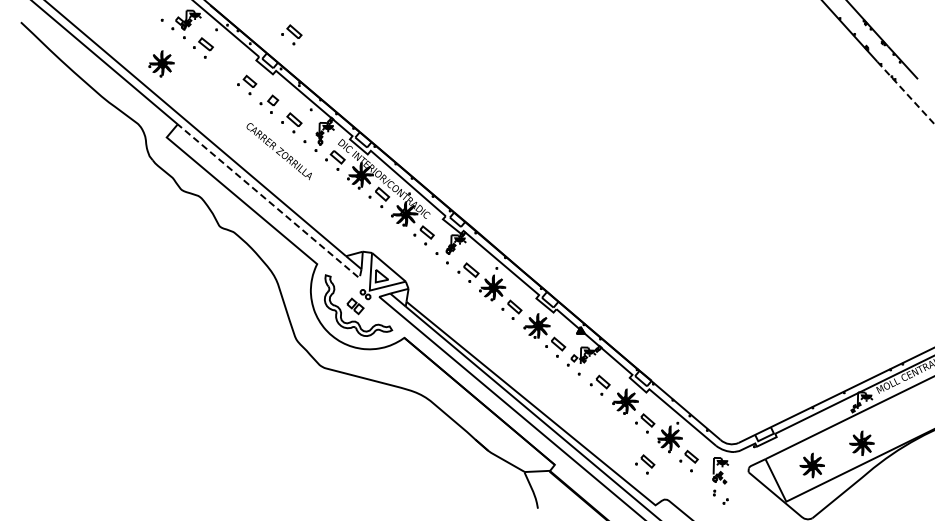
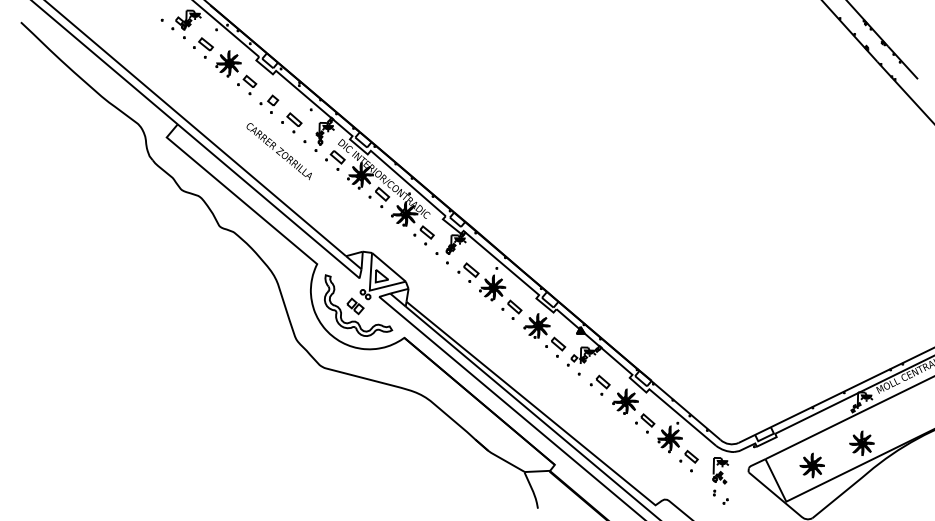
part: present -> none (291, 34)
part position: (161, 63) -> (228, 63) (228, 63)
line: dashed -> solid (906, 93)
line: dashed -> solid (272, 204)
part: present -> none (645, 464)
